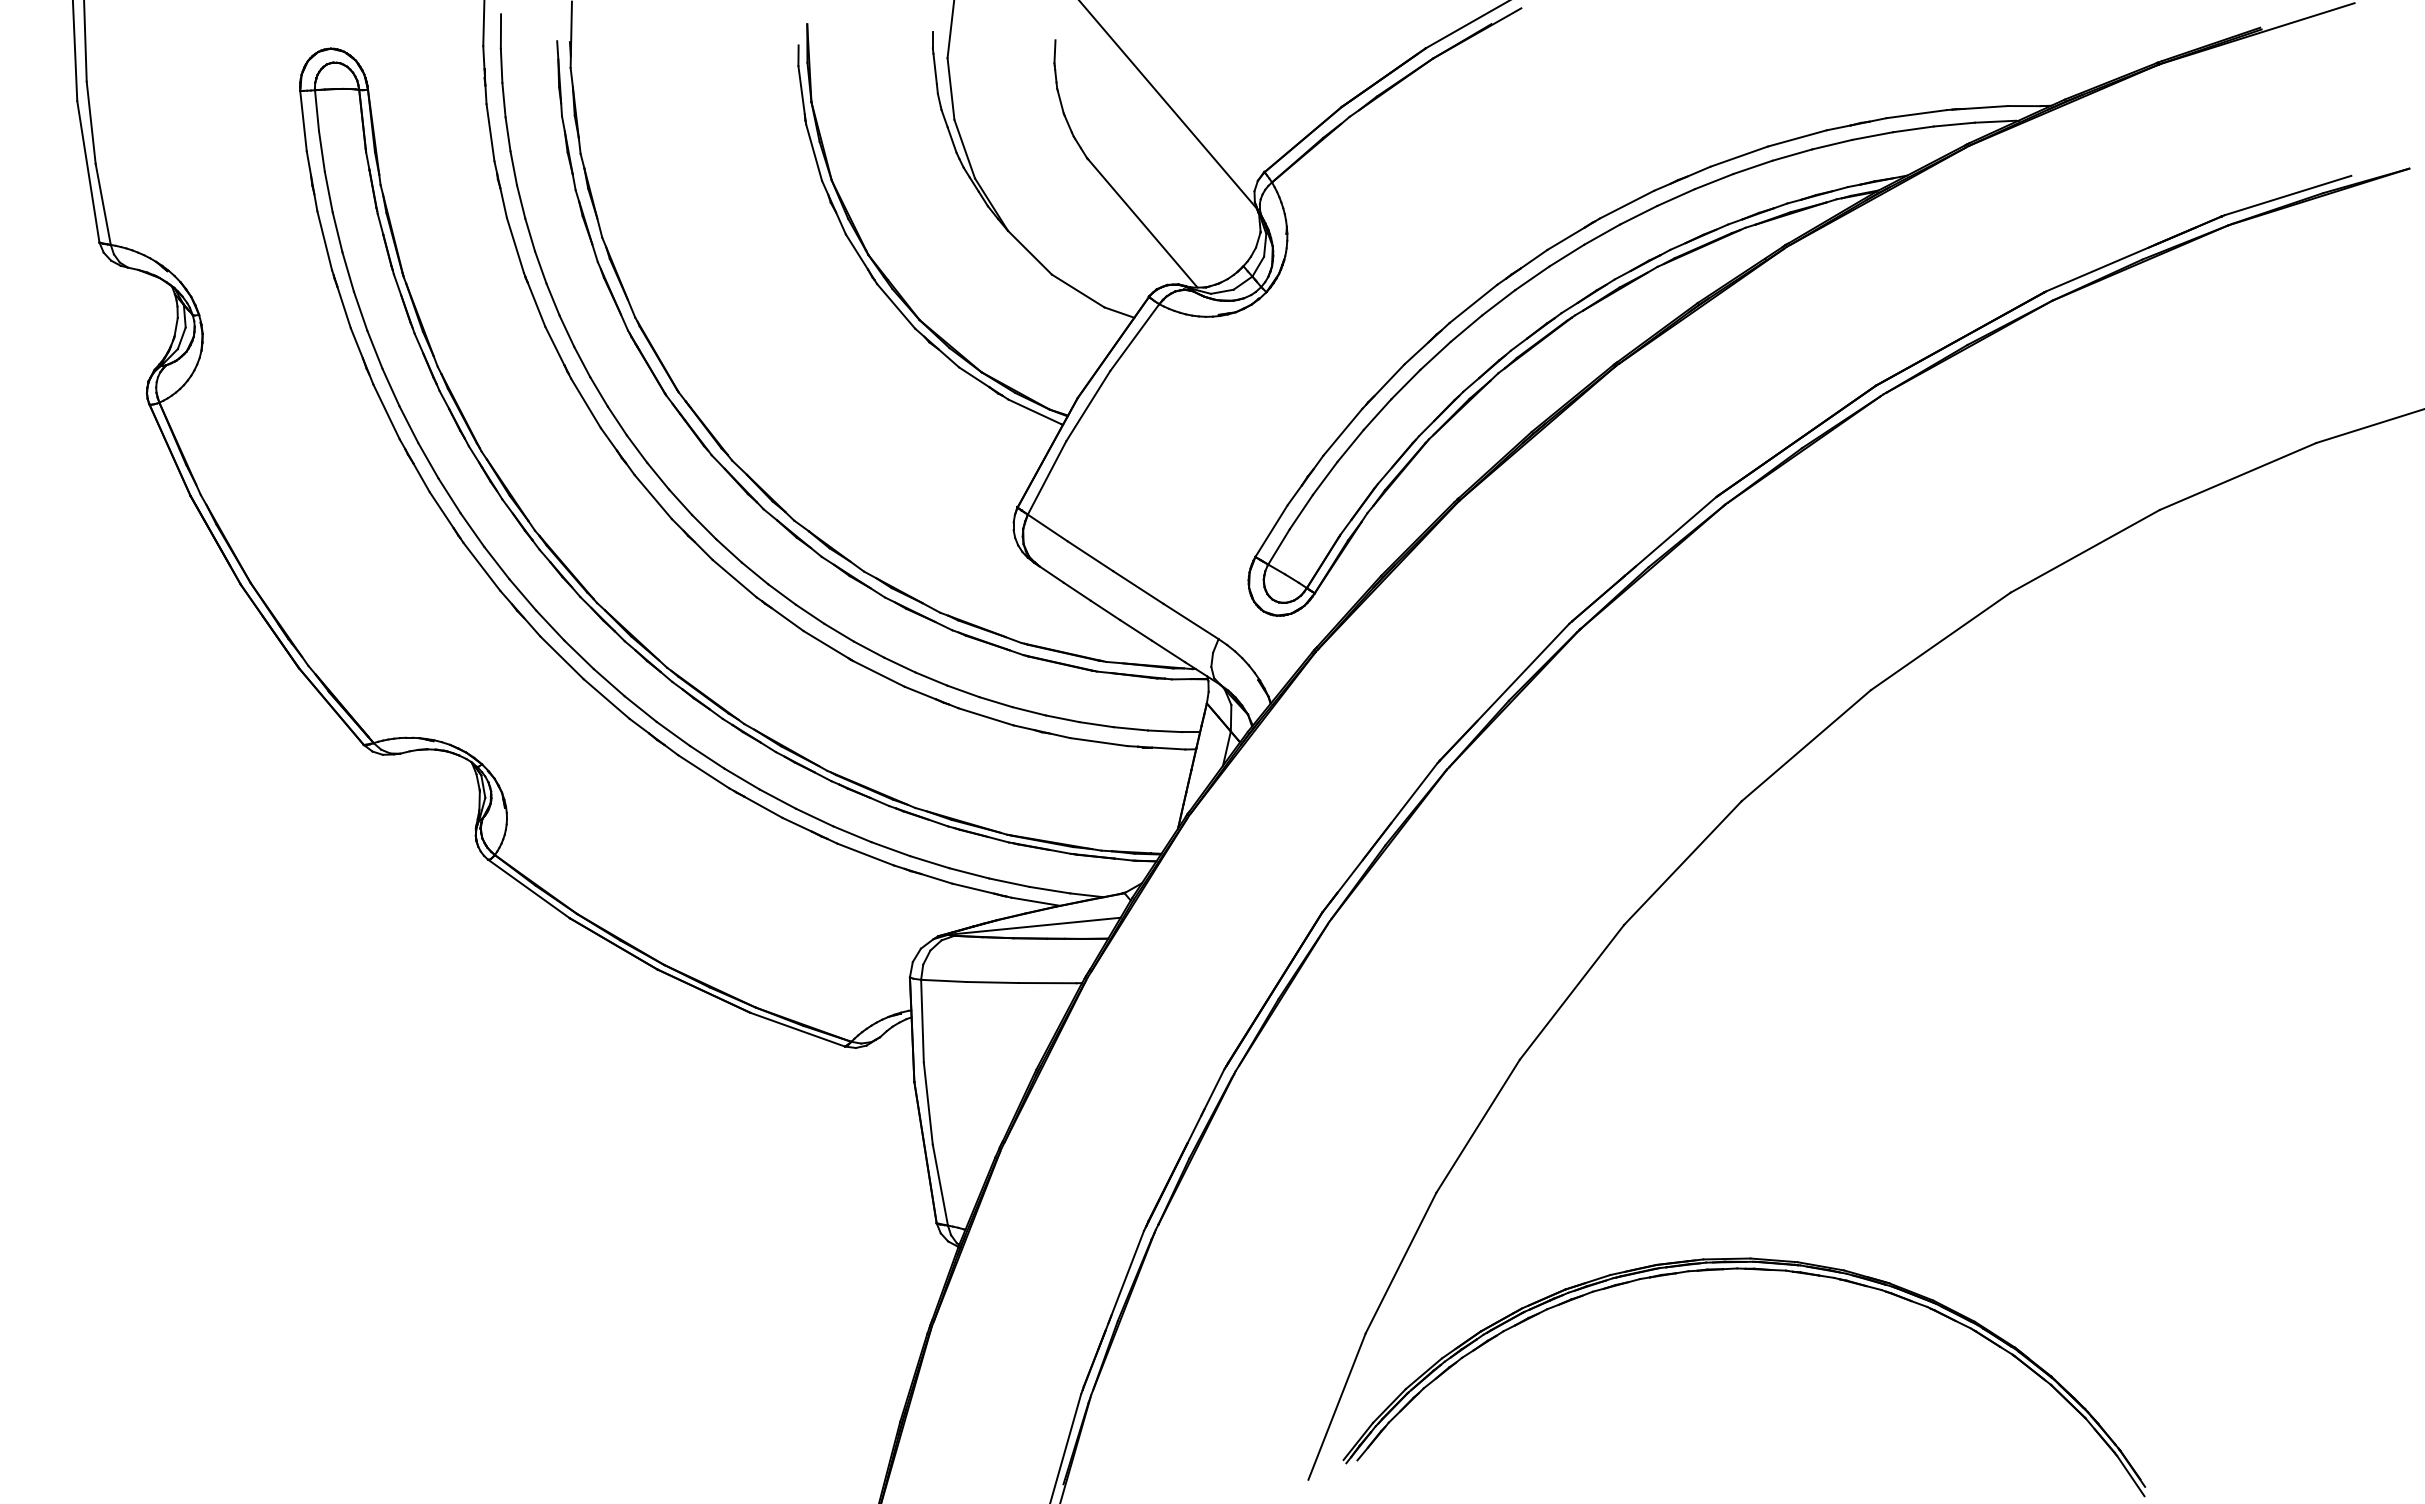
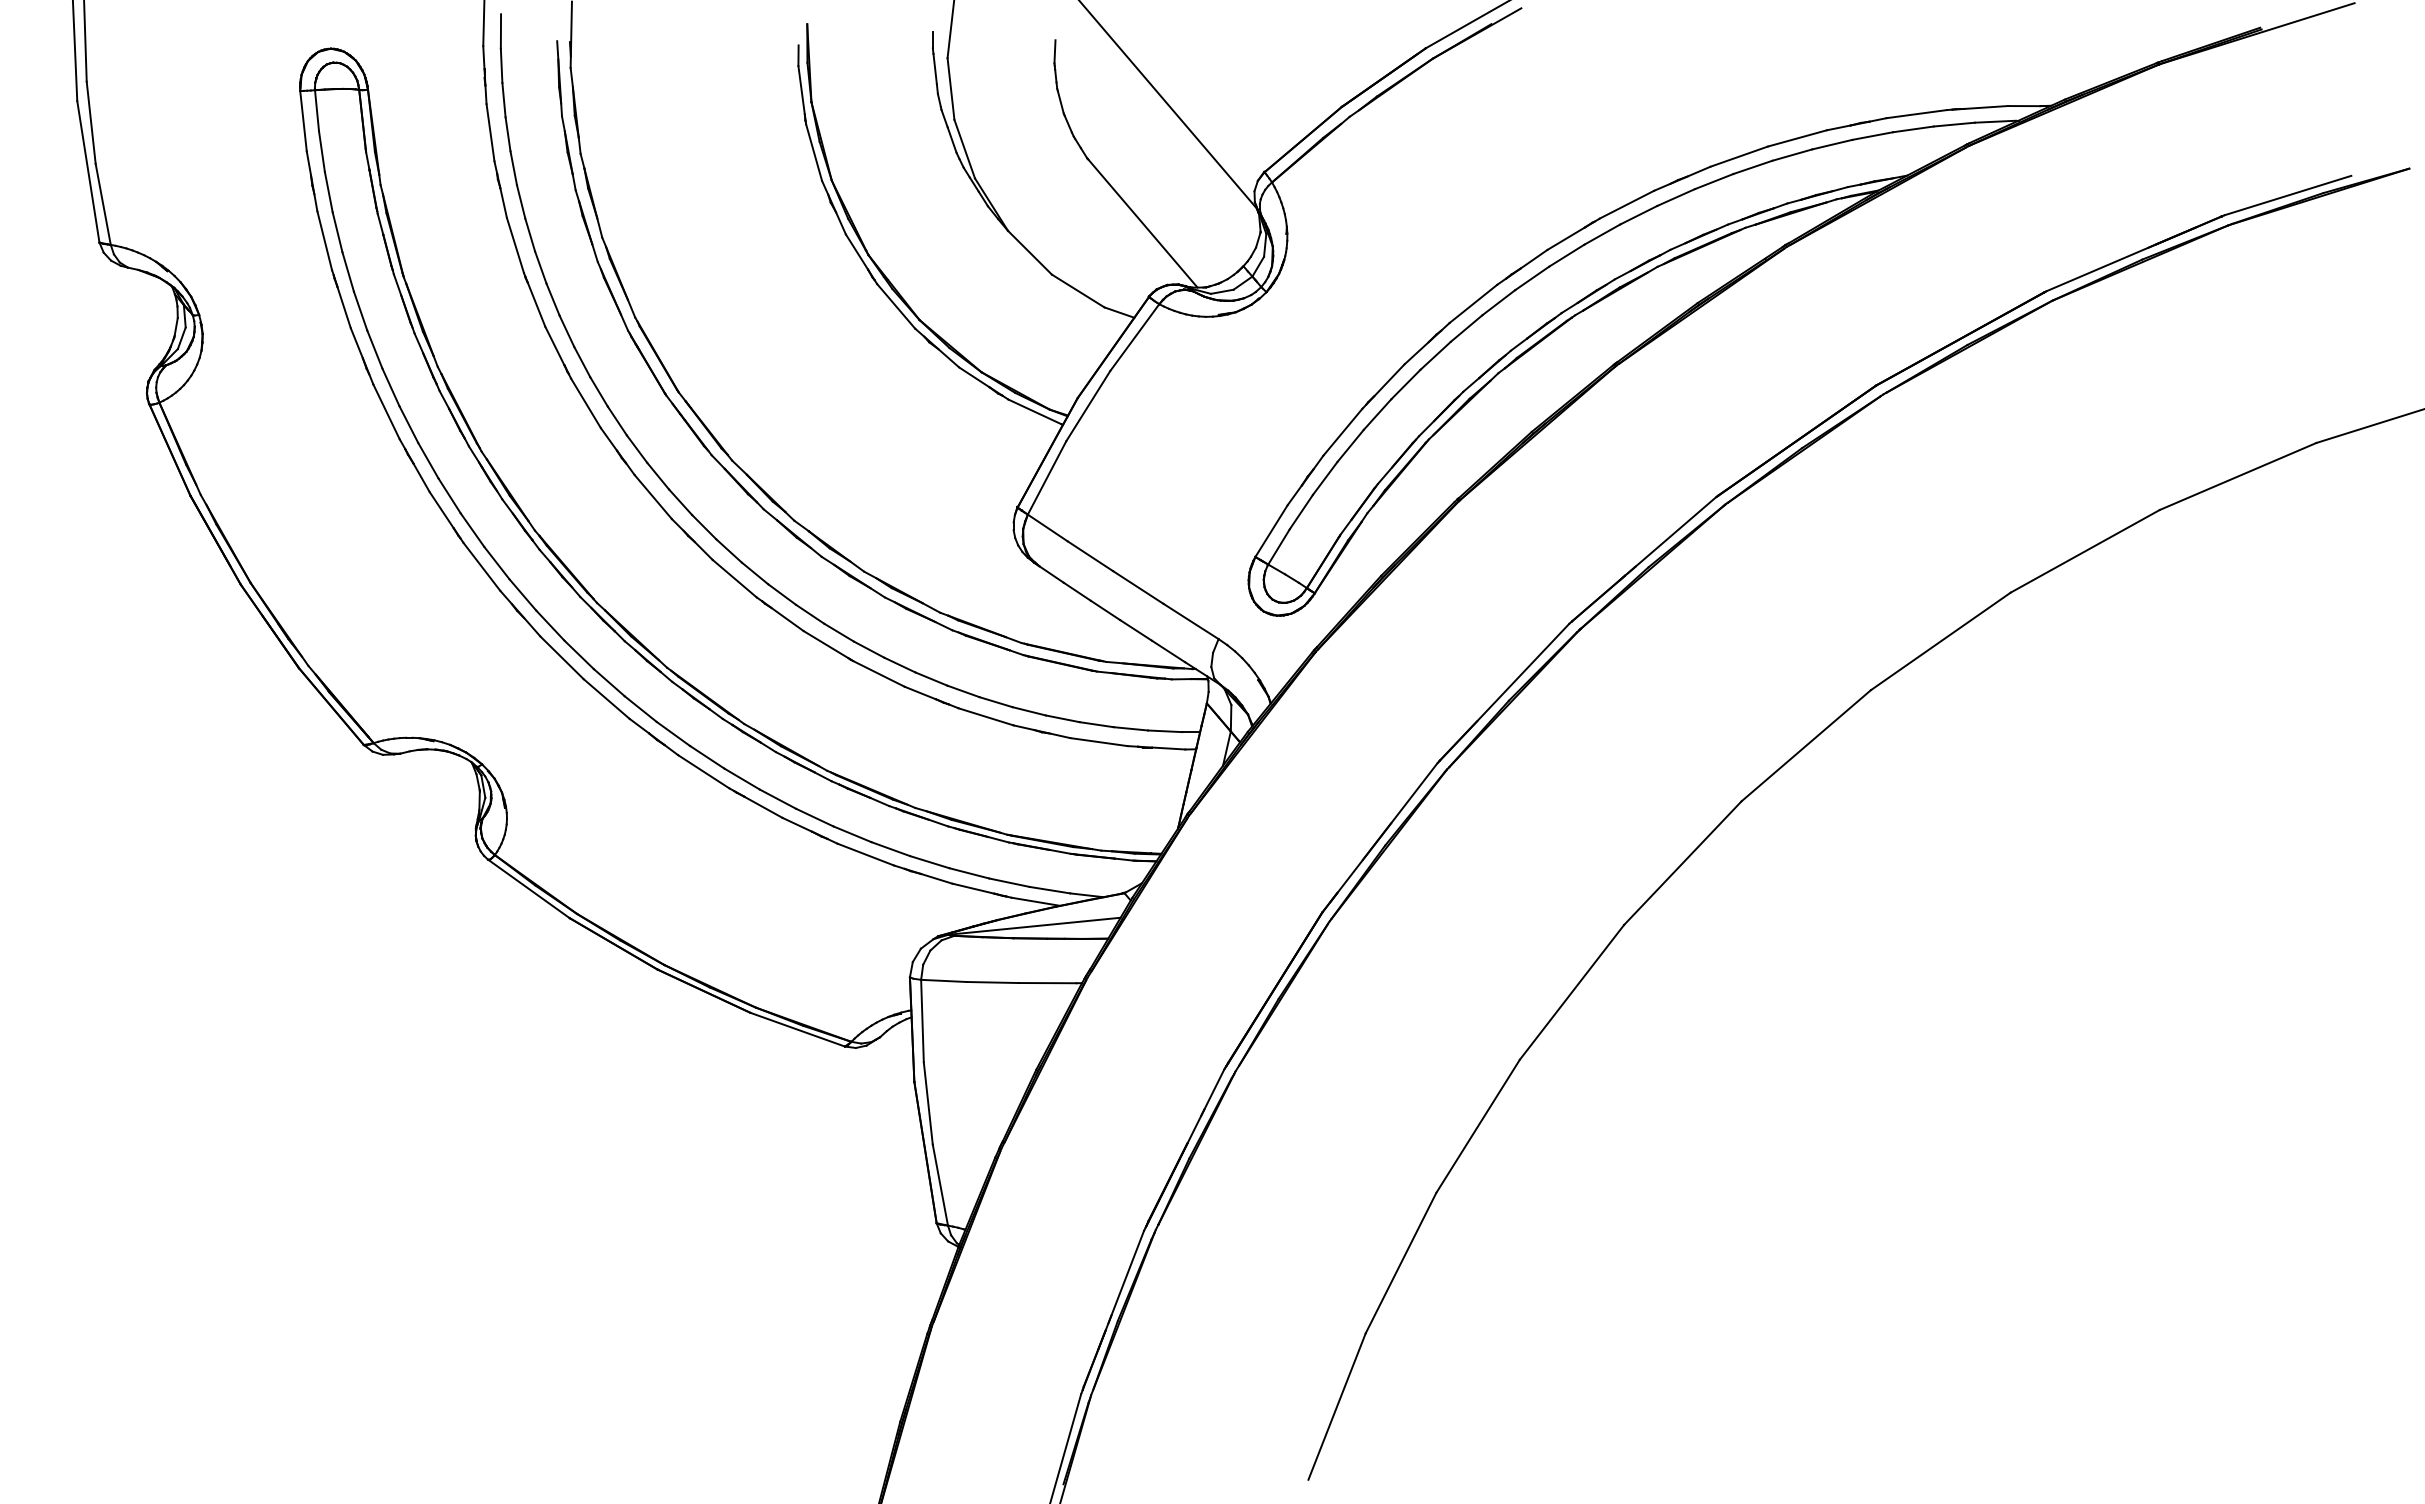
part: present -> none (1754, 1270)
